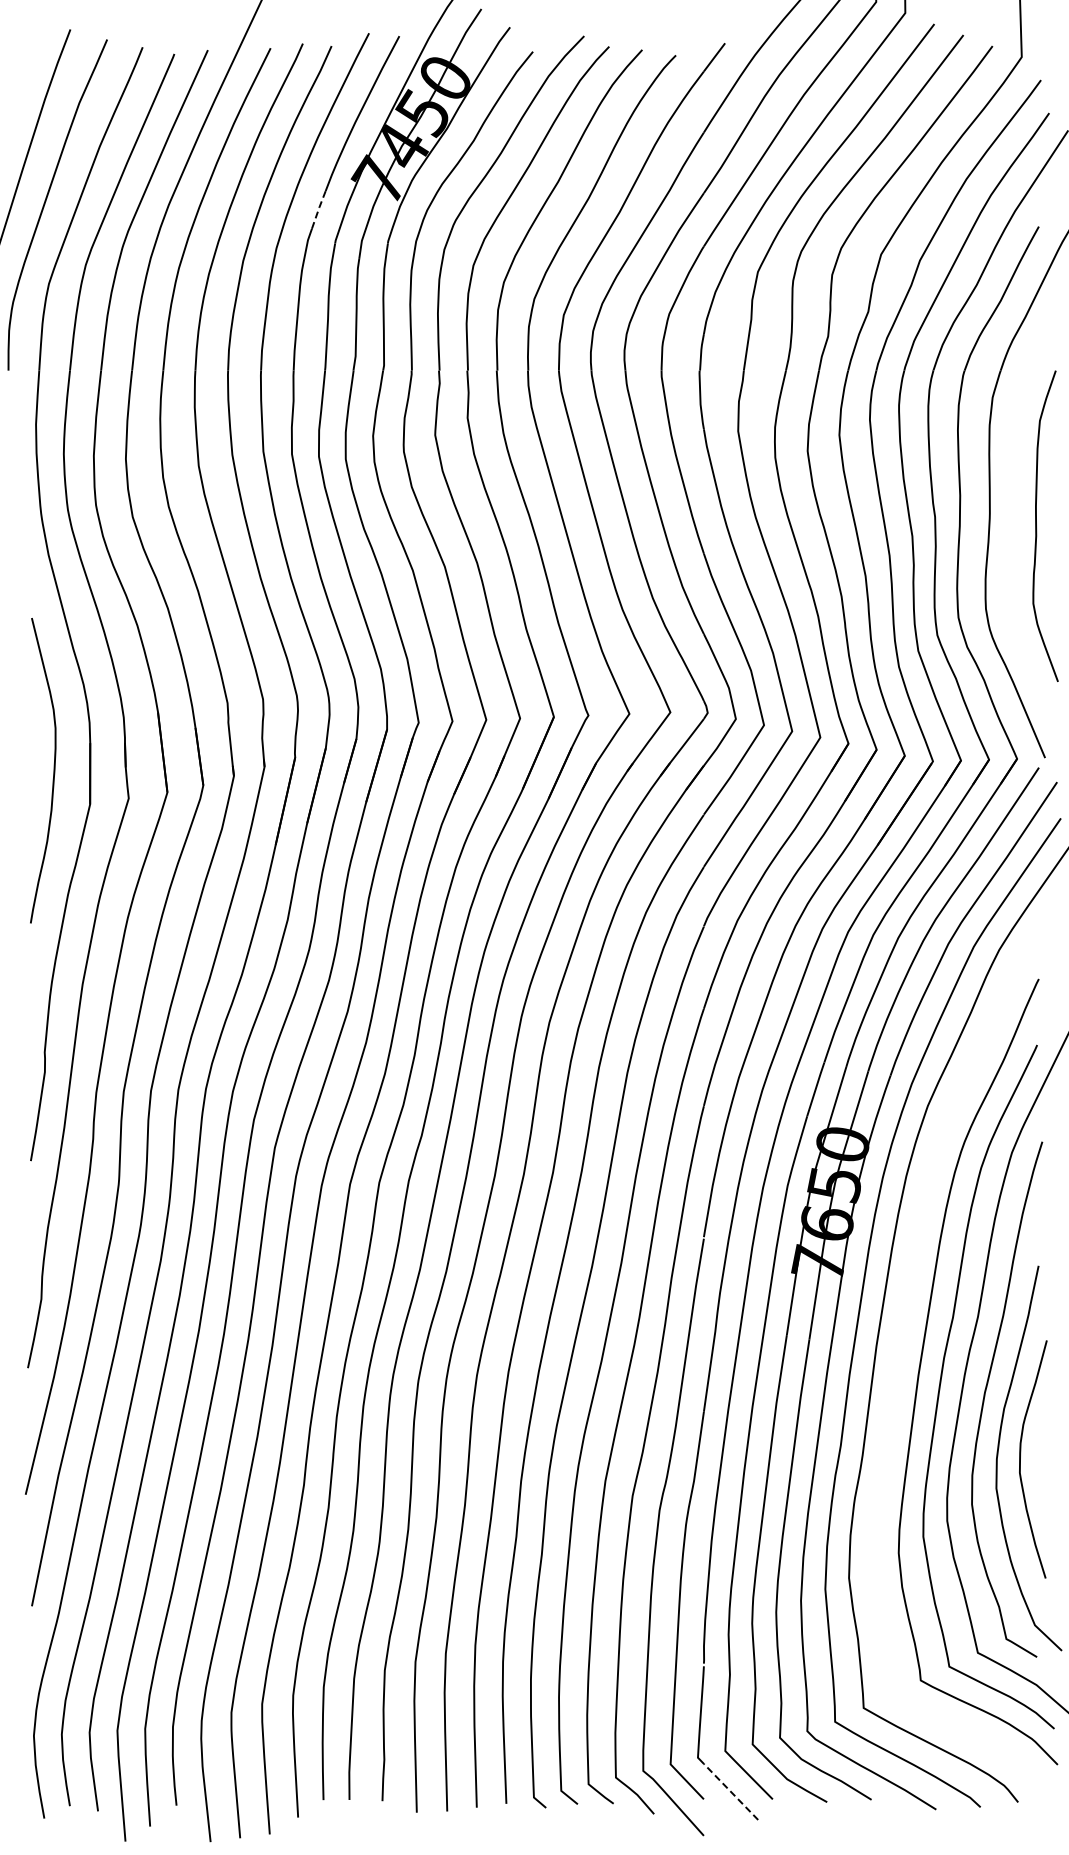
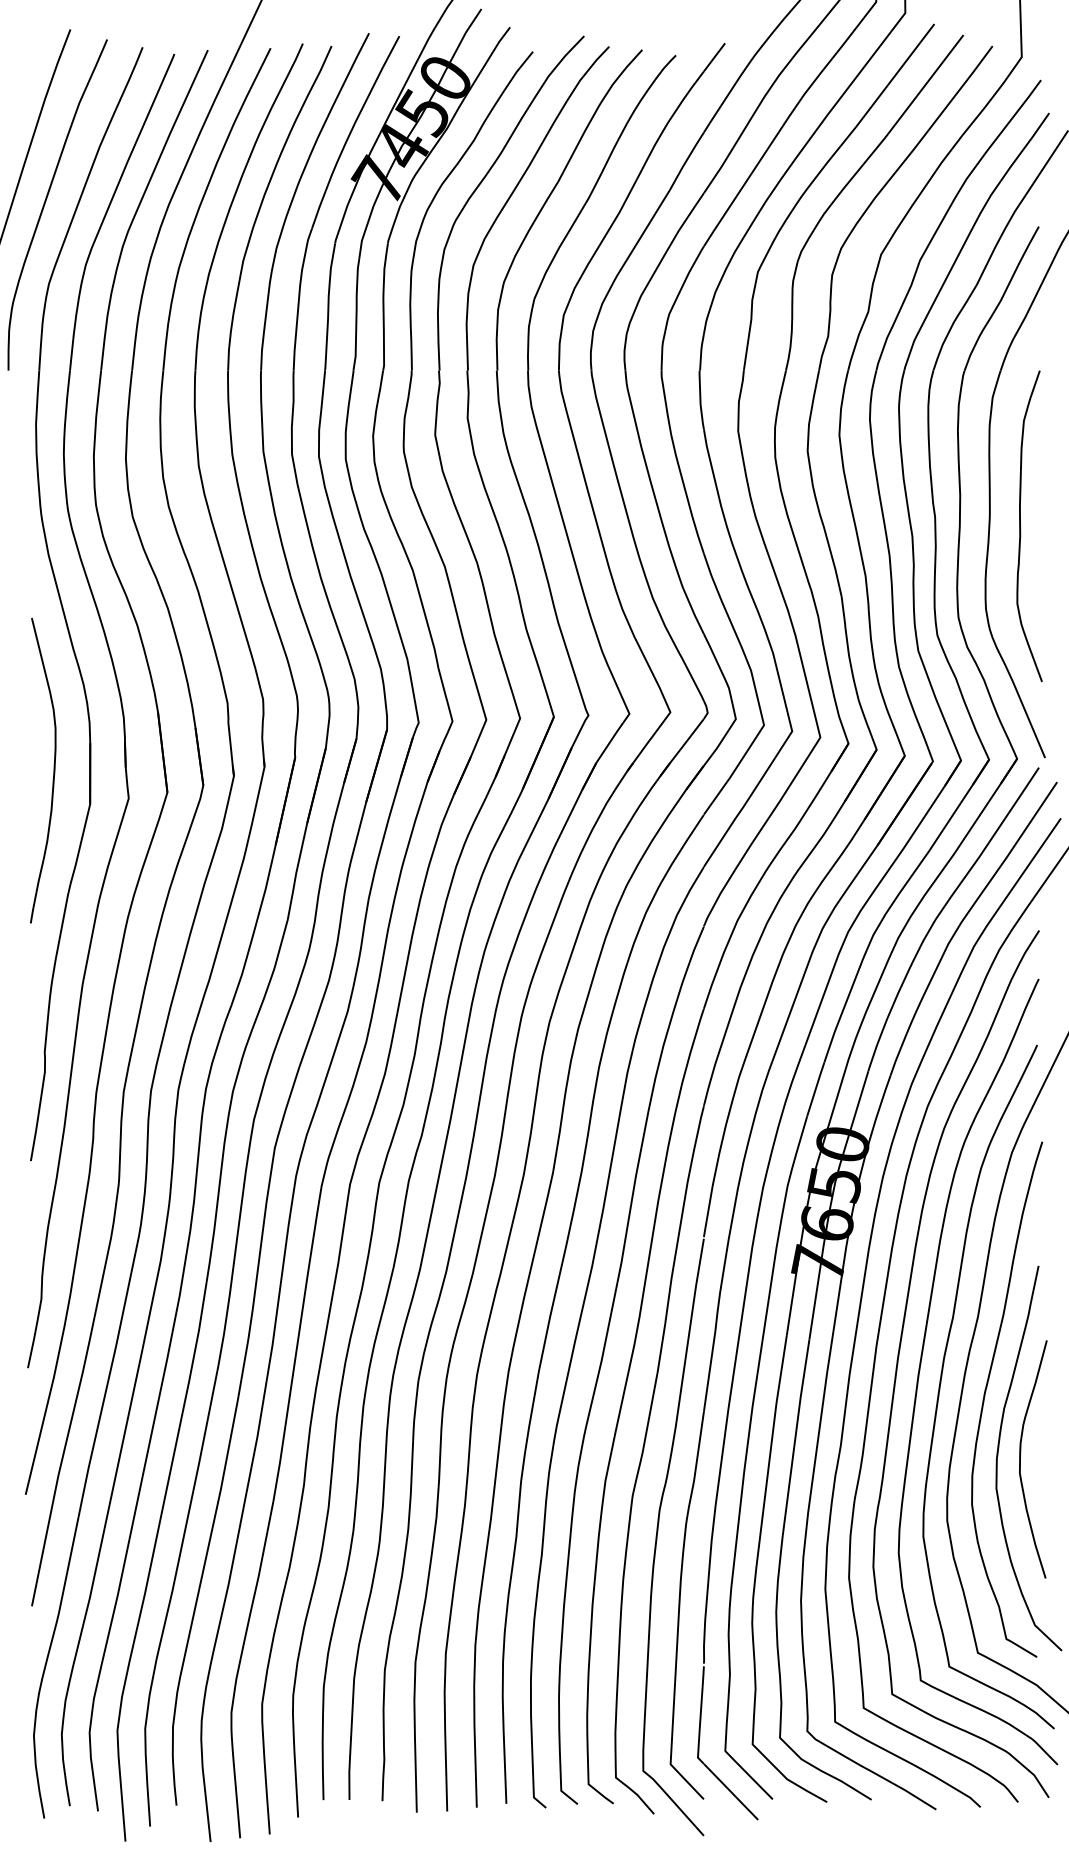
line: dashed -> solid (318, 209)
curve position: (1036, 525) -> (1020, 525) (1020, 525)
curve: none -> present (899, 1356)
line: dashed -> solid (730, 1791)
